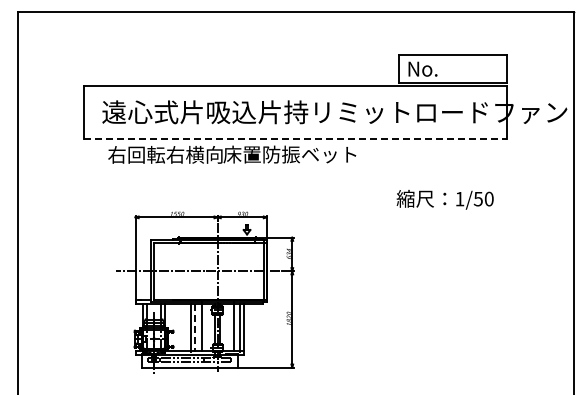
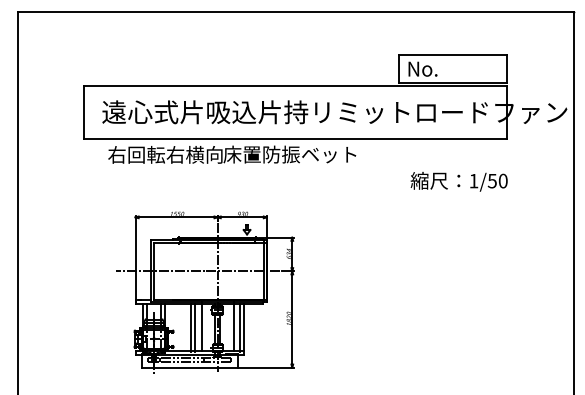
line: dashed -> solid (295, 139)
text position: (444, 199) -> (458, 181) (458, 181)
line: dashed -> solid (195, 328)
